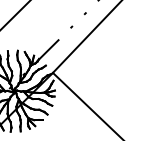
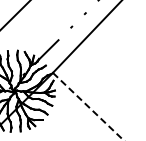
line: solid -> dashed (88, 107)
